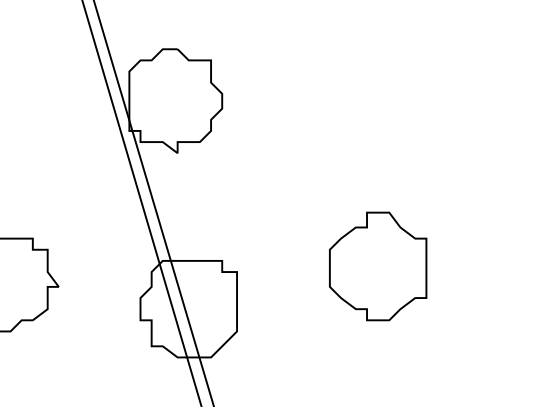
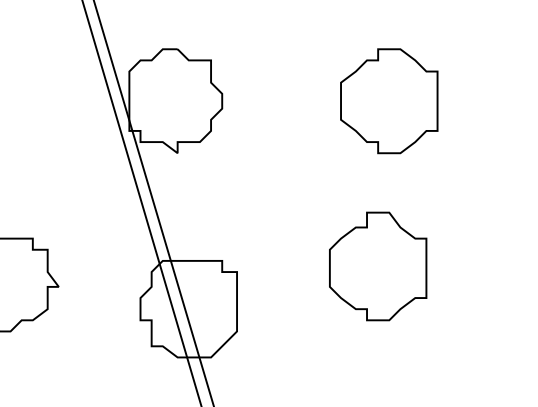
part: none -> present (389, 101)
